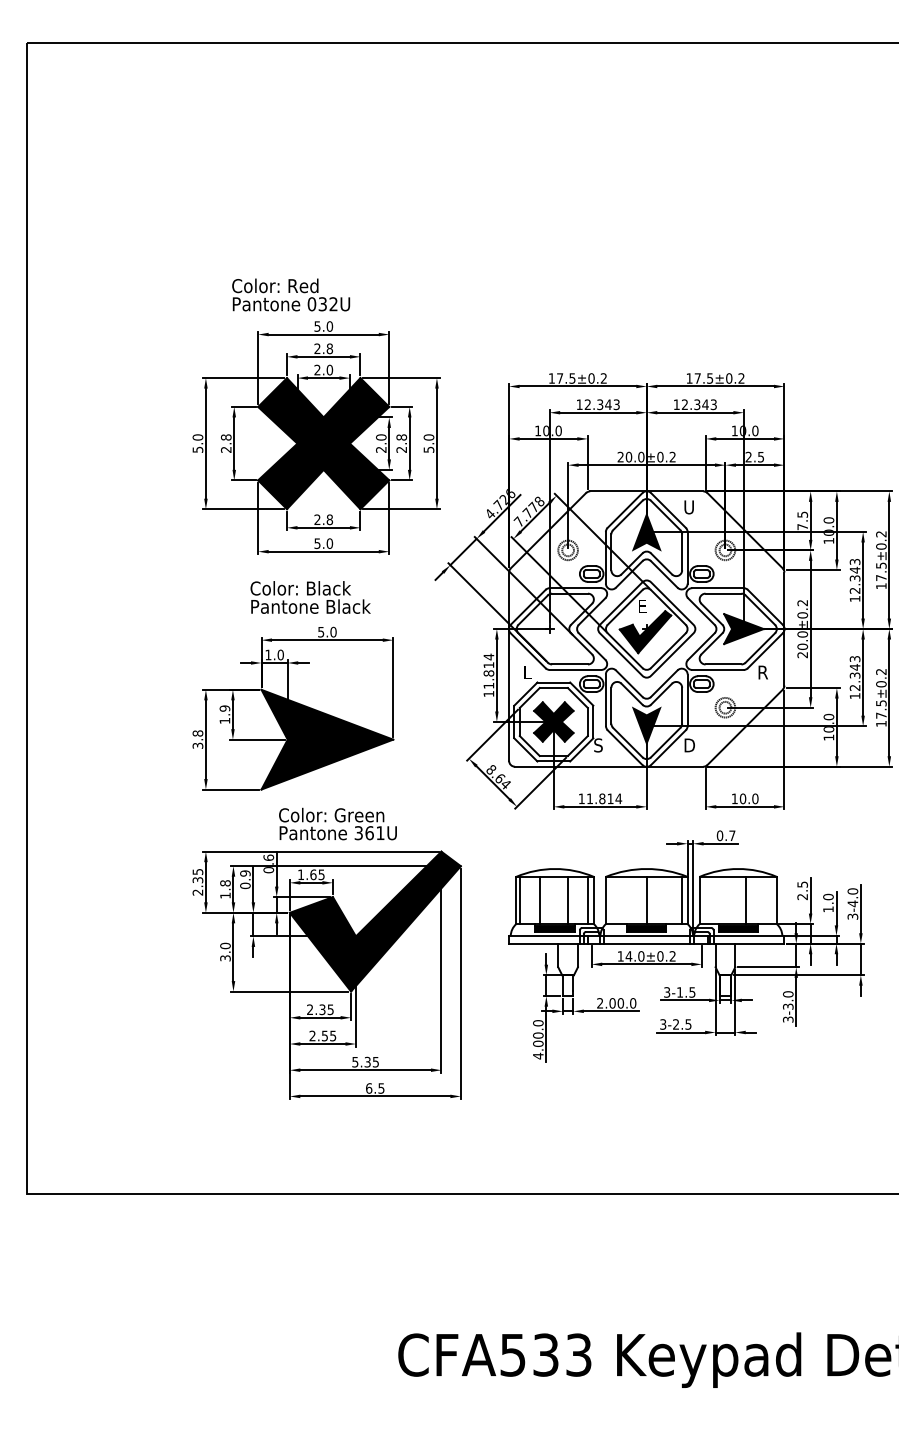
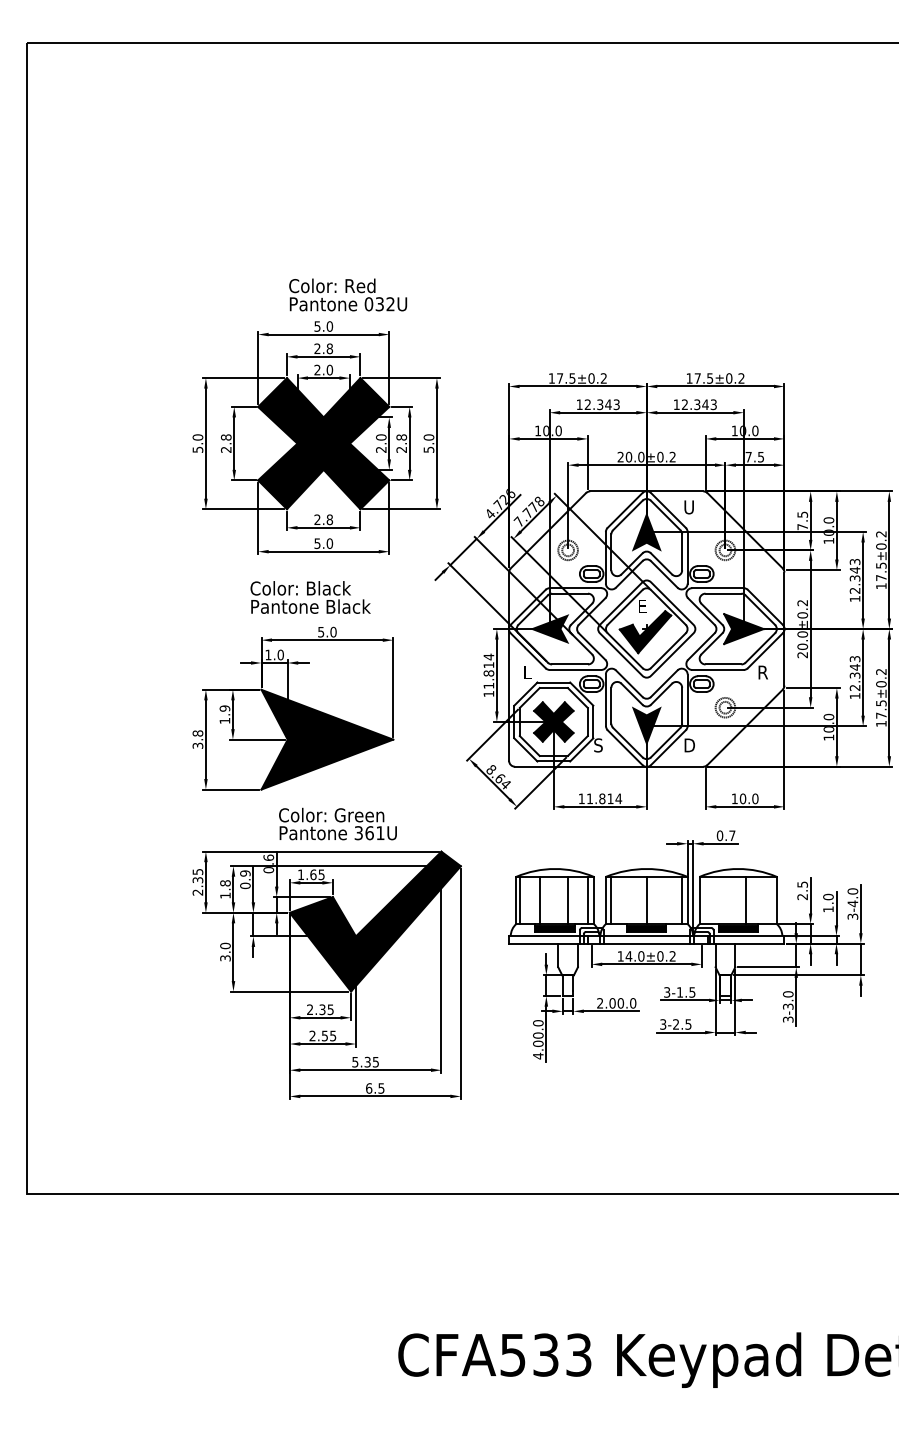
text position: (291, 294) -> (348, 294) (348, 294)
text: 2.5 -> 7.5 (748, 456)
fill: none -> present (549, 629)
line: none -> present (611, 900)
